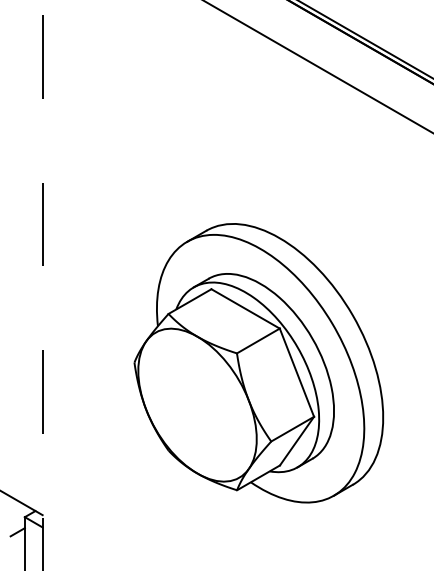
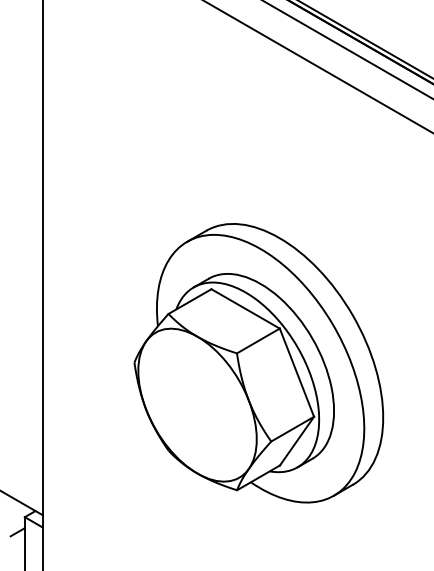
line: none -> present (347, 49)
line: dashed -> solid (42, 285)
